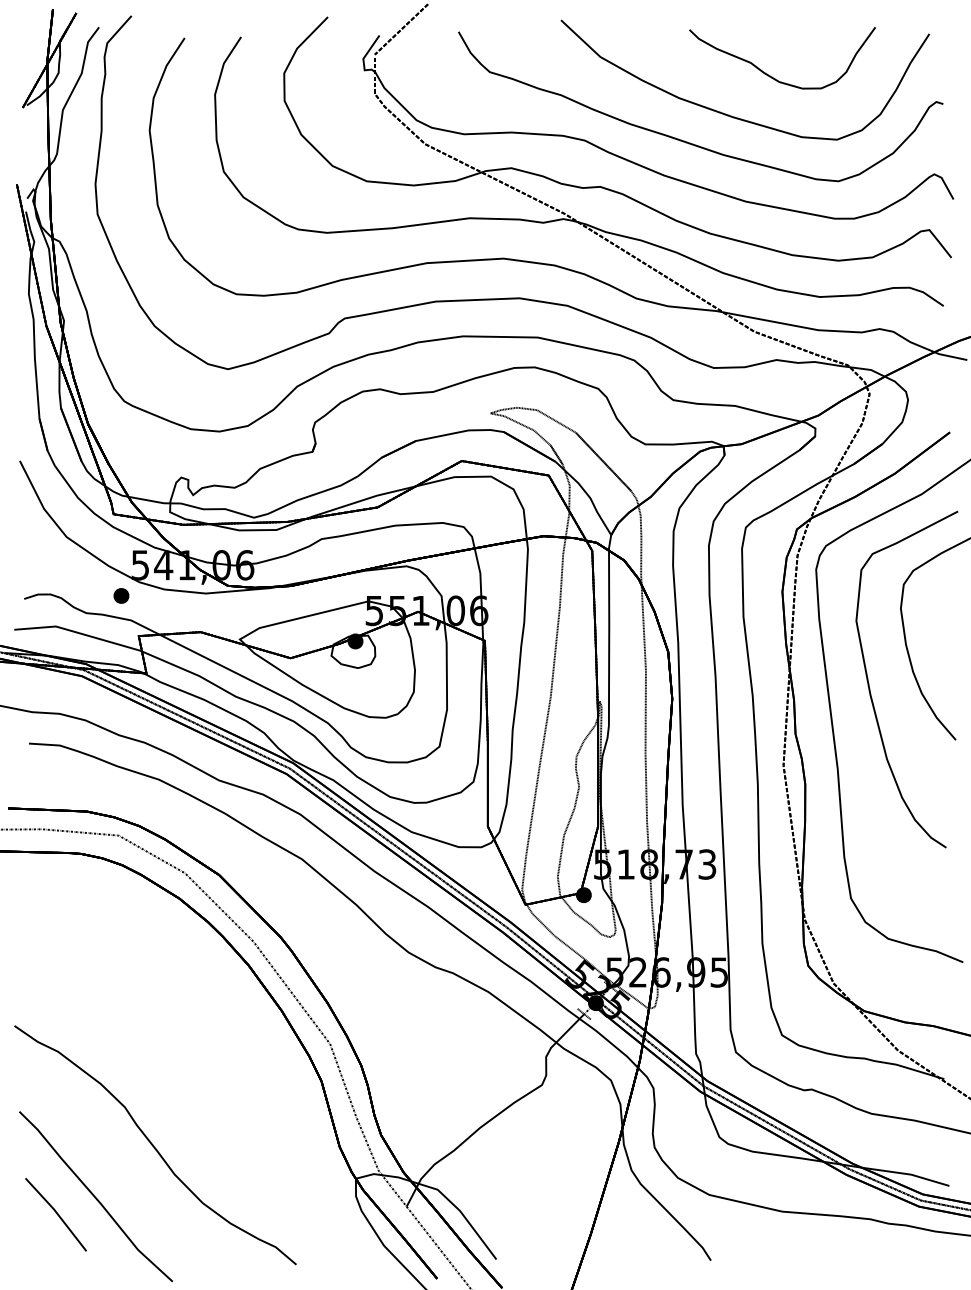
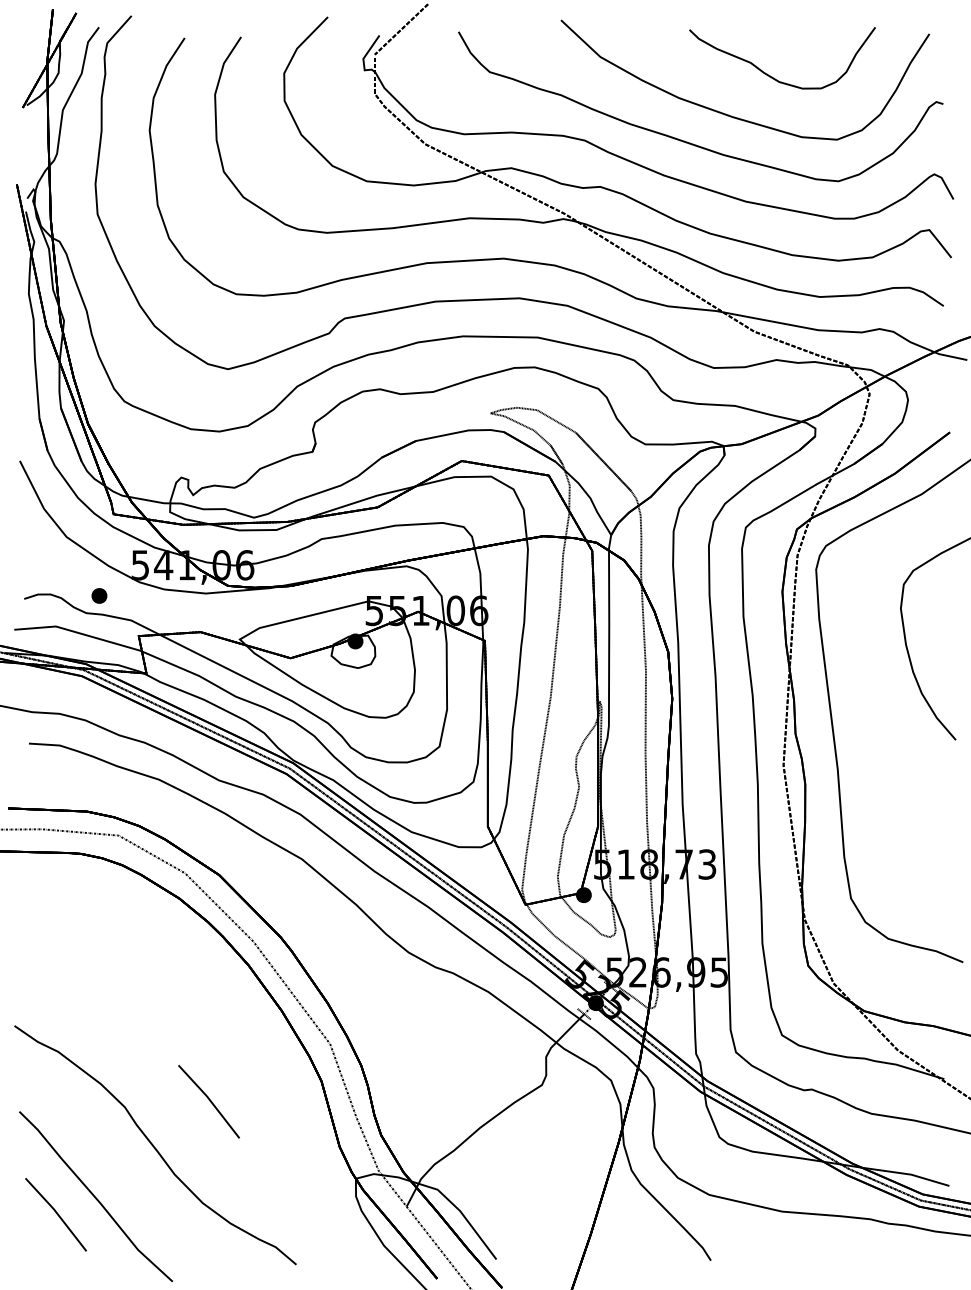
part position: (121, 595) -> (99, 595) (99, 595)
curve: present -> none (870, 688)
line: none -> present (209, 1101)
